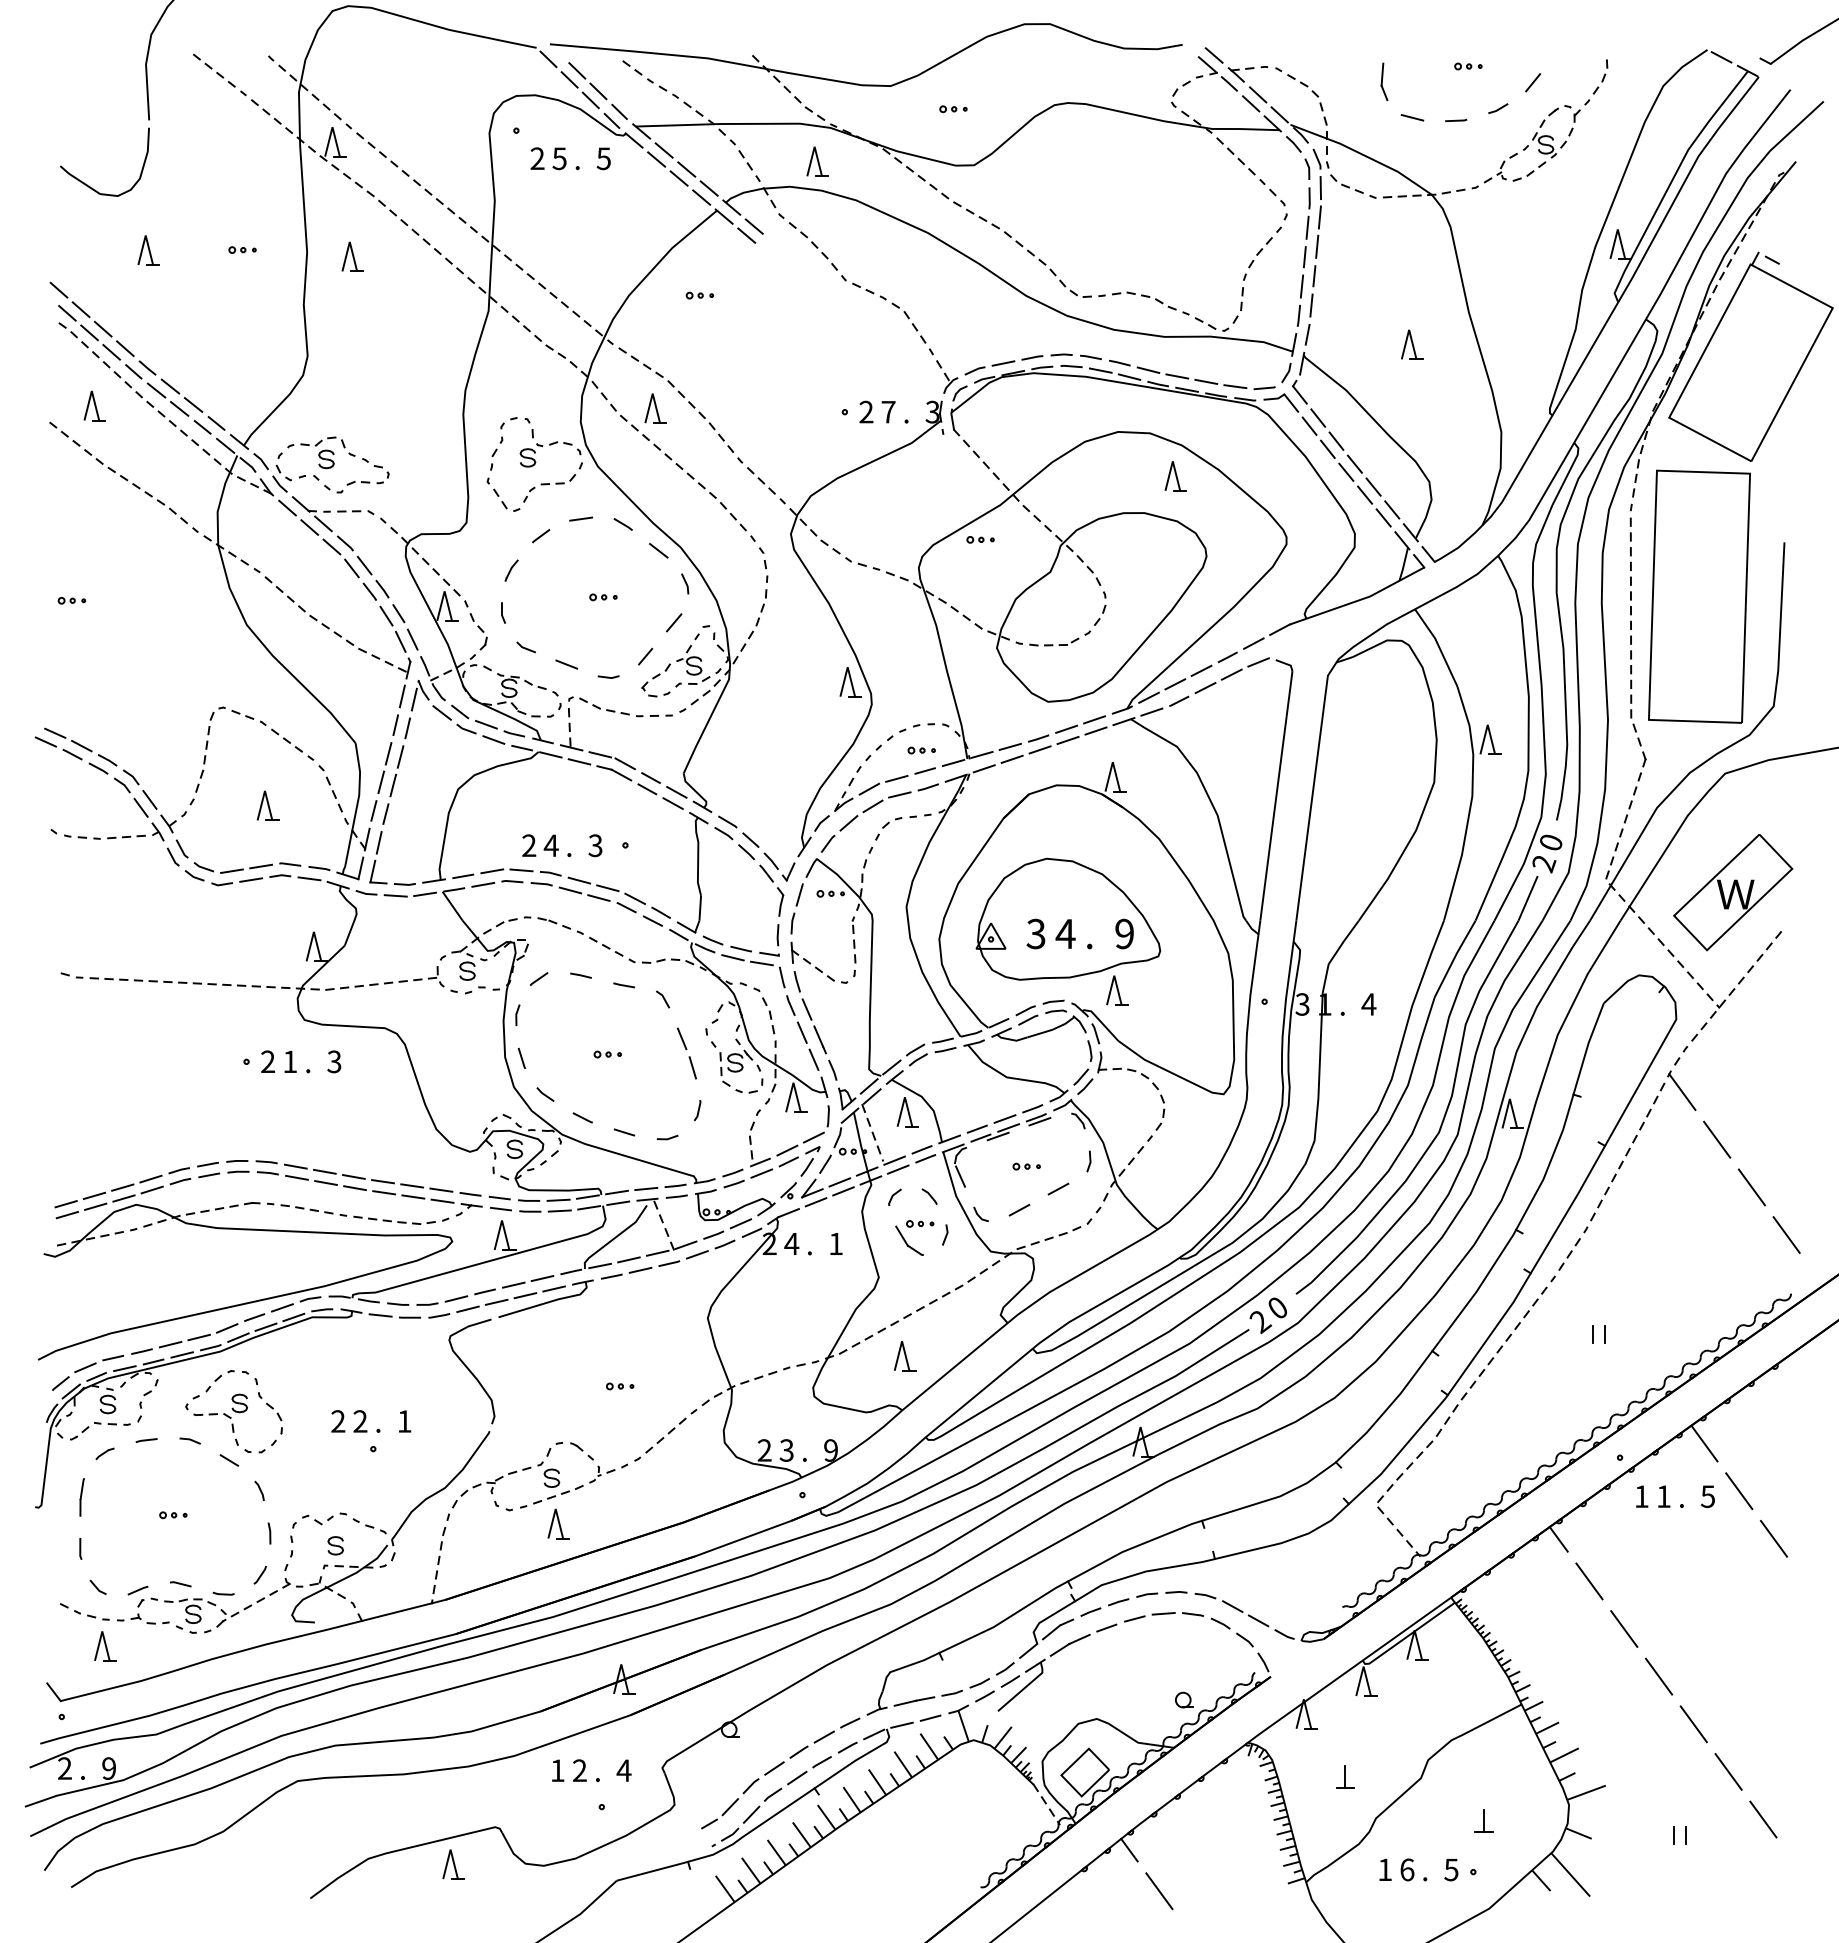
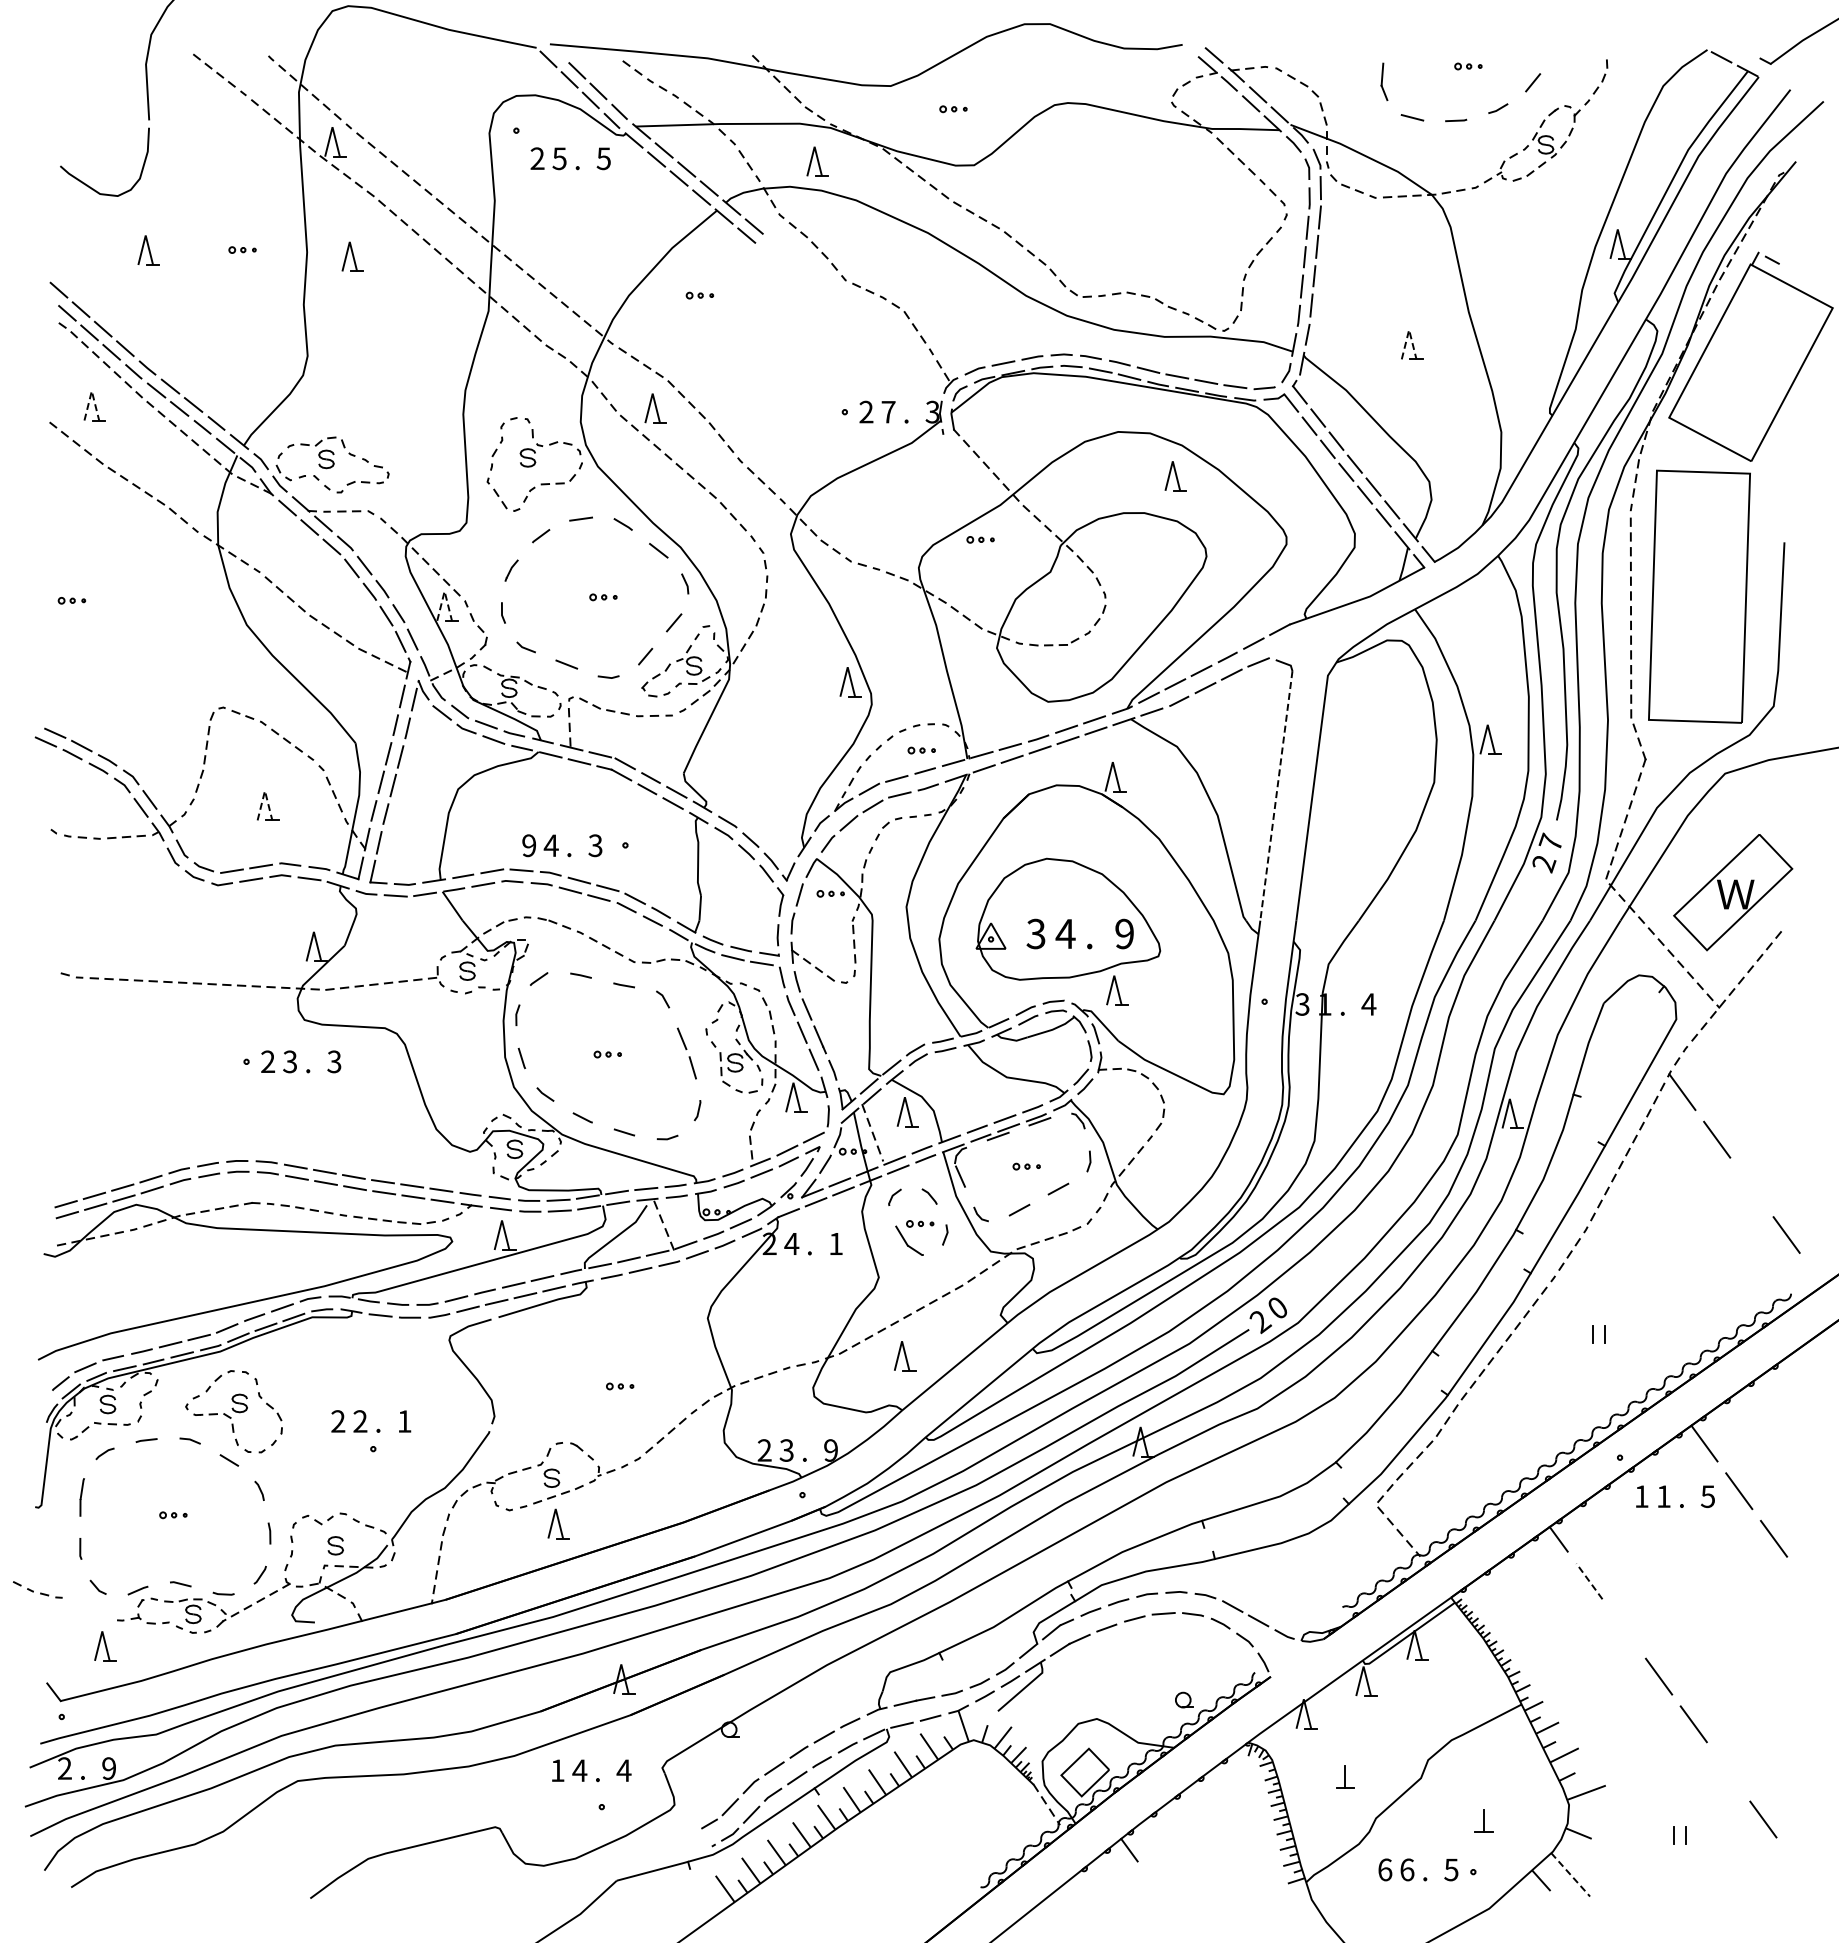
line: solid -> dashed (1409, 329)
line: solid -> dashed (91, 391)
line: solid -> dashed (444, 591)
line: solid -> dashed (264, 790)
line: solid -> dashed (1276, 795)
text: 0 -> 7 (1550, 841)
text: 2 -> 9 (529, 845)
text: 1 -> 3 (289, 1061)
part: present -> none (1451, 1091)
line: present -> none (1751, 1187)
line: solid -> dashed (1589, 1581)
part position: (84, 1611) -> (37, 1589) (37, 1589)
line: present -> none (1624, 1628)
text: 2 -> 4 (579, 1770)
line: present -> none (1728, 1771)
part: present -> none (453, 1864)
text: 1 -> 6 (1385, 1869)
line: solid -> dashed (1571, 1875)
line: present -> none (1159, 1891)
